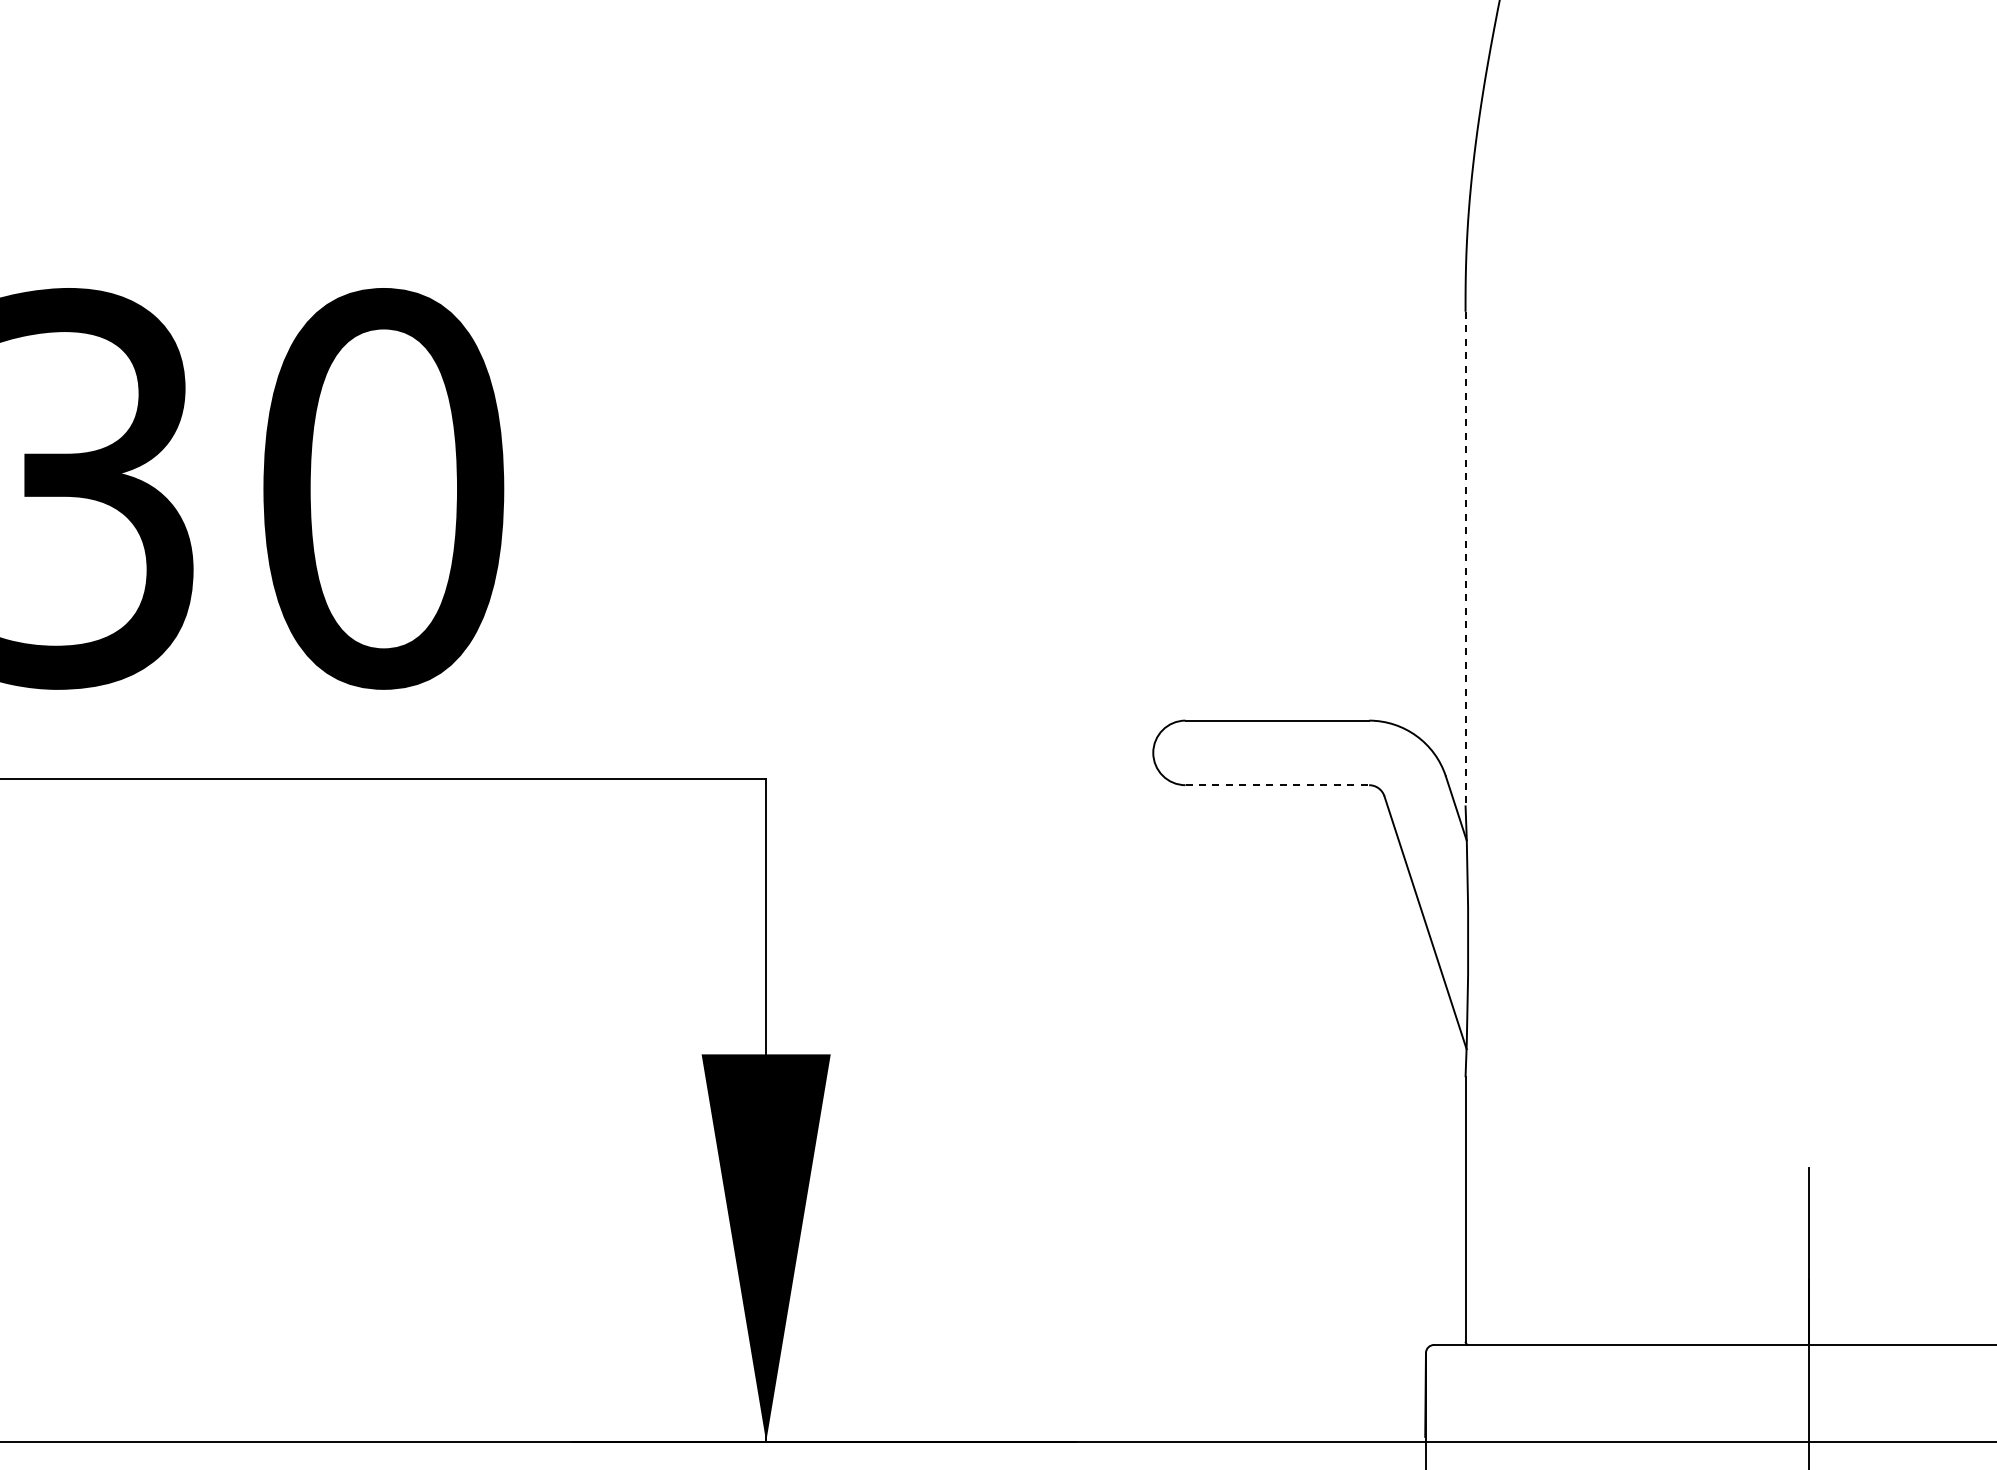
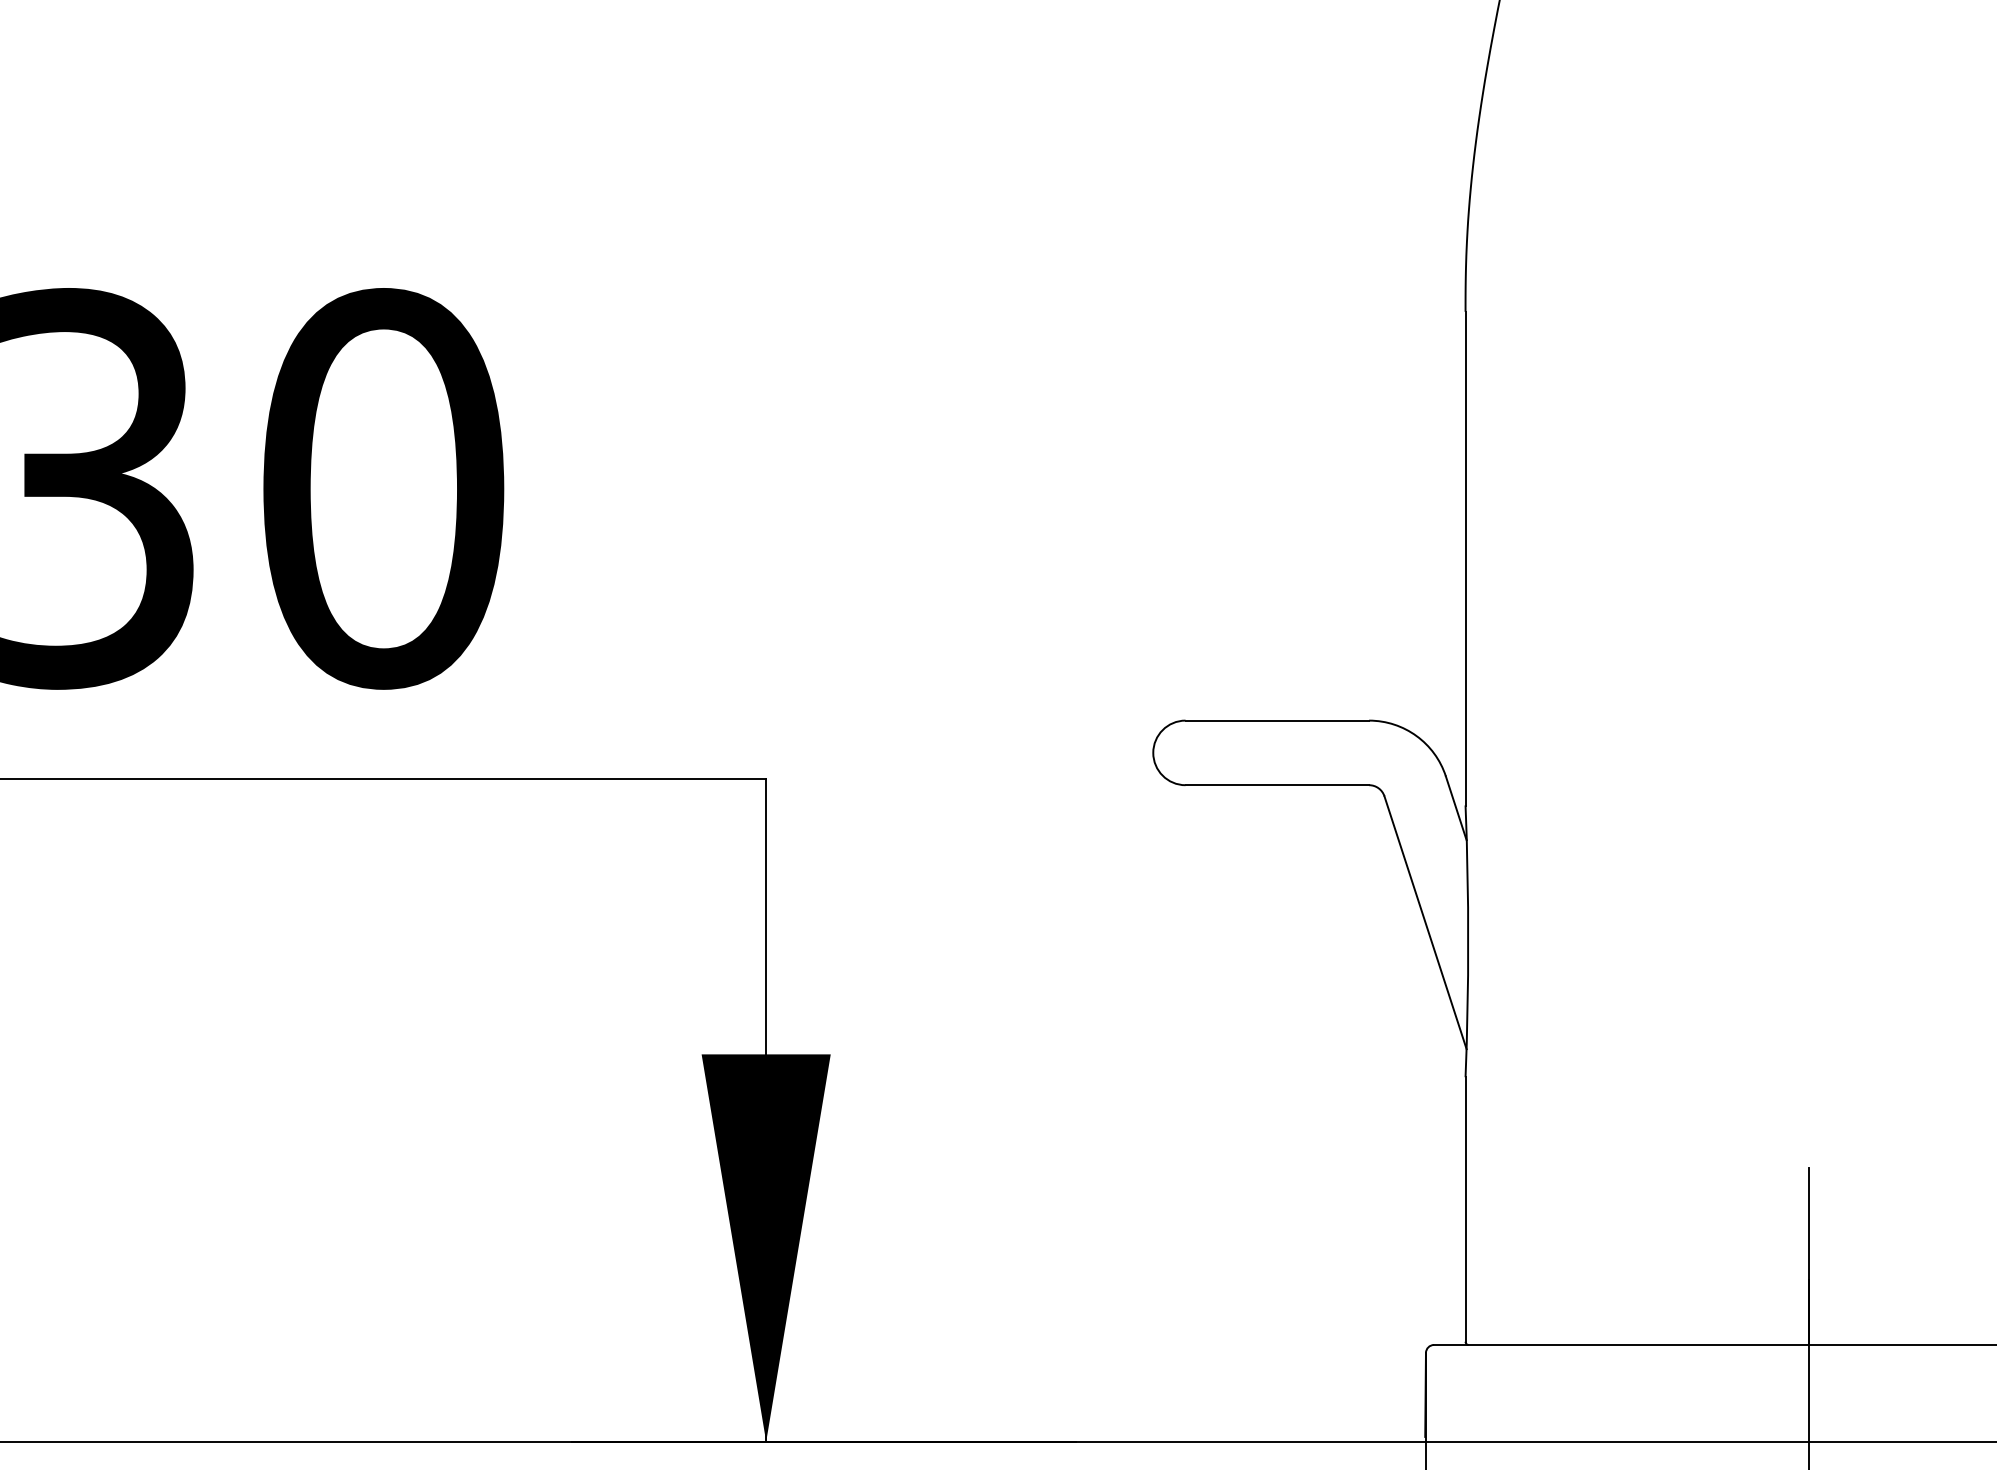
line: dashed -> solid (1465, 558)
line: dashed -> solid (1277, 785)
